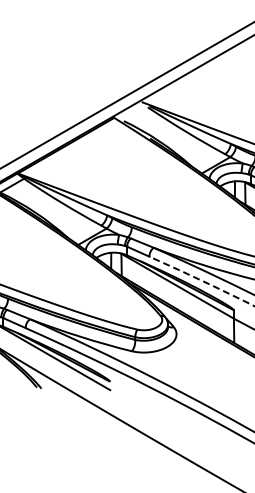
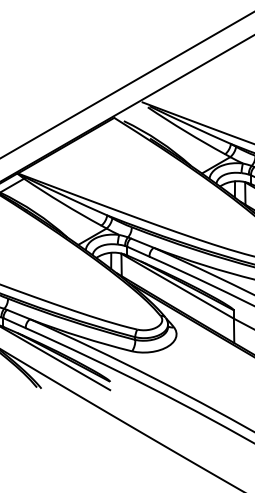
line position: (126, 95) -> (126, 85) (126, 85)
arc: dashed -> solid (202, 280)
